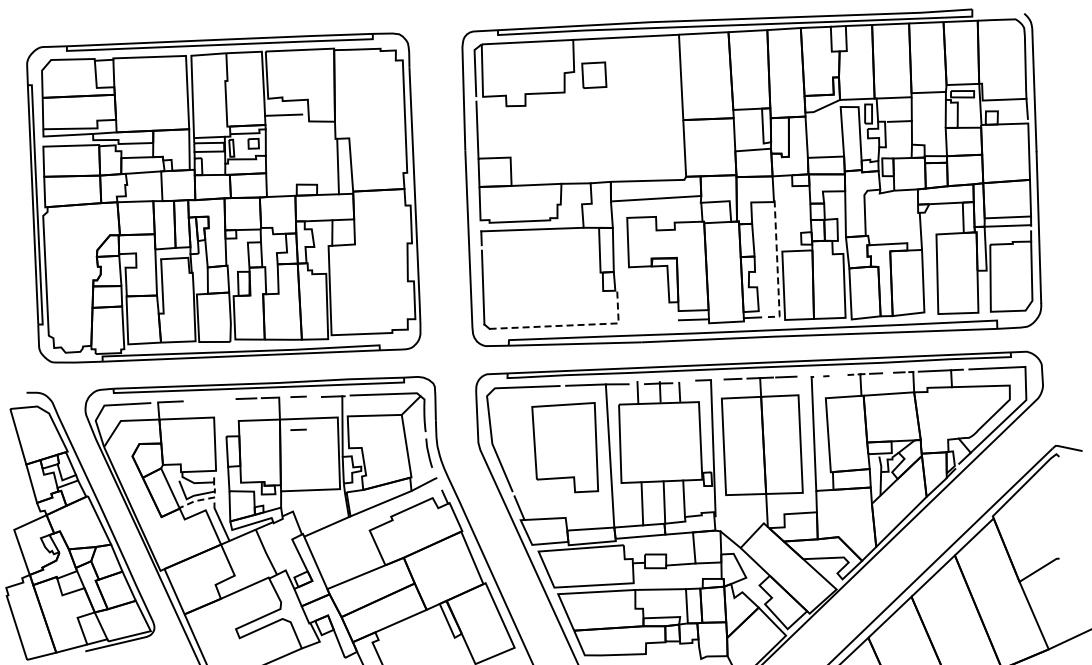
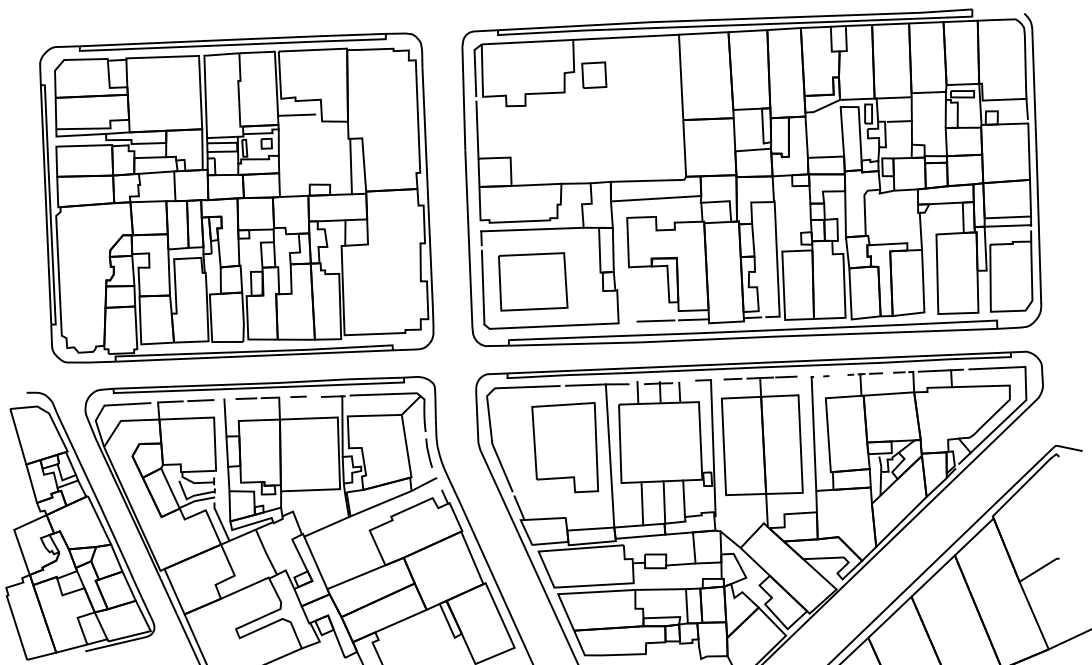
part position: (223, 197) -> (236, 197) (236, 197)
line: dashed -> solid (777, 266)
part: none -> present (533, 281)
line: none -> present (655, 320)
line: dashed -> solid (572, 325)
line: none -> present (200, 400)
line: none -> present (225, 417)
line: present -> none (298, 429)
line: dashed -> solid (195, 501)
